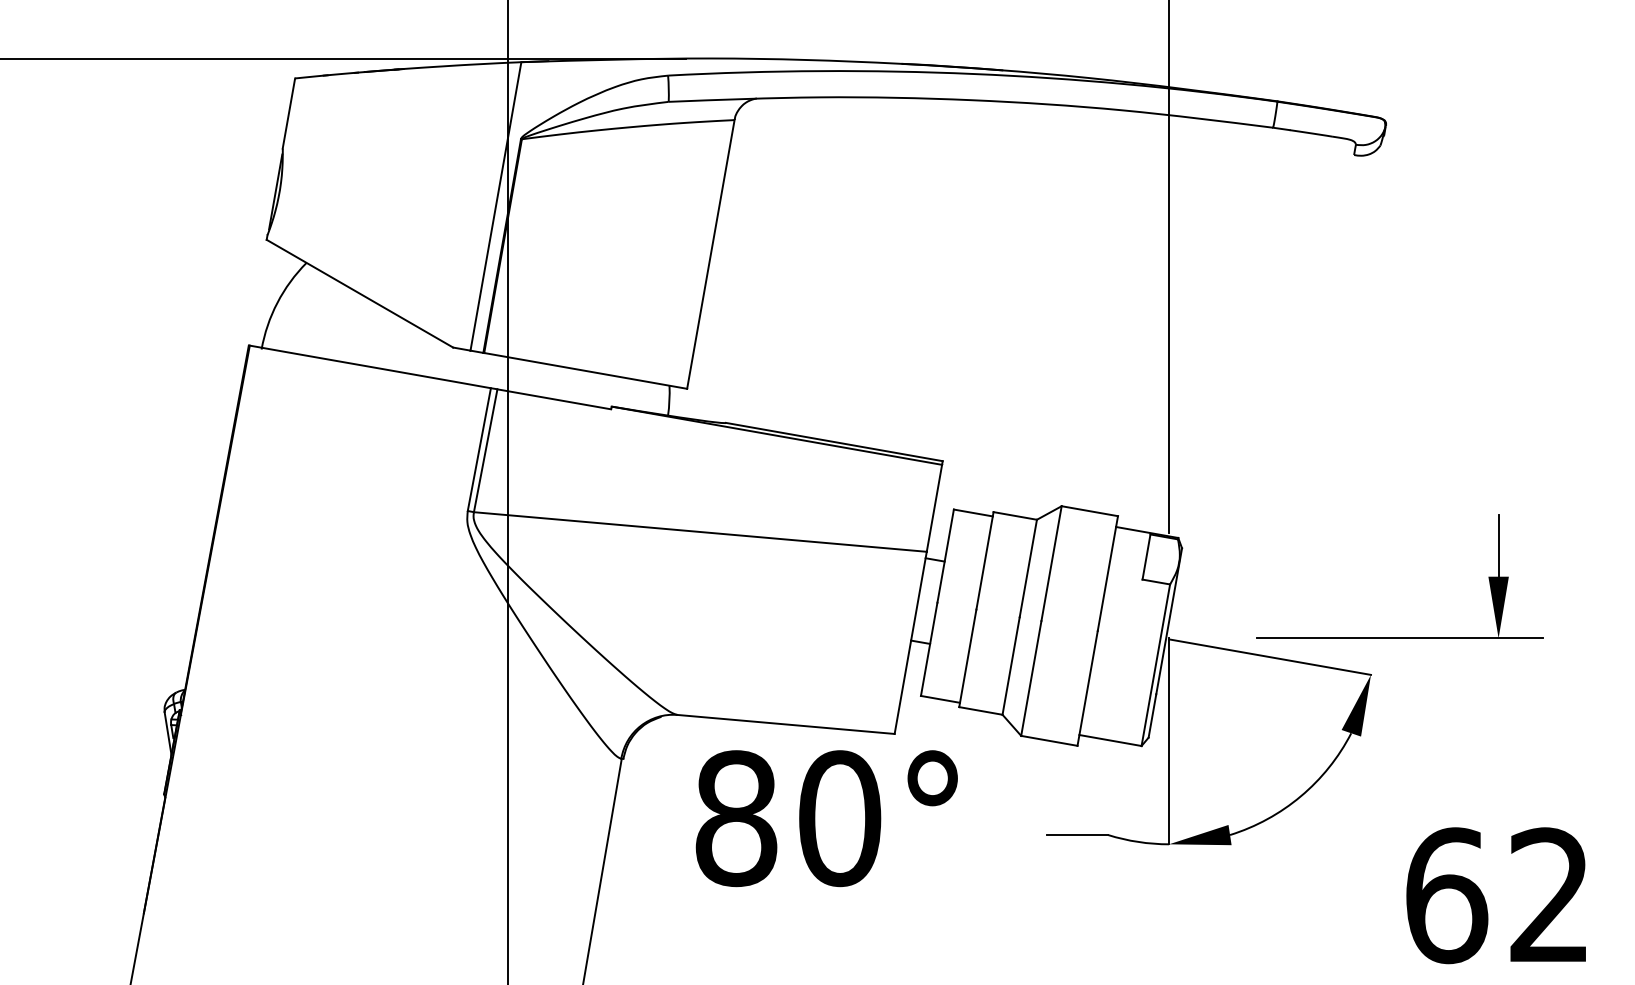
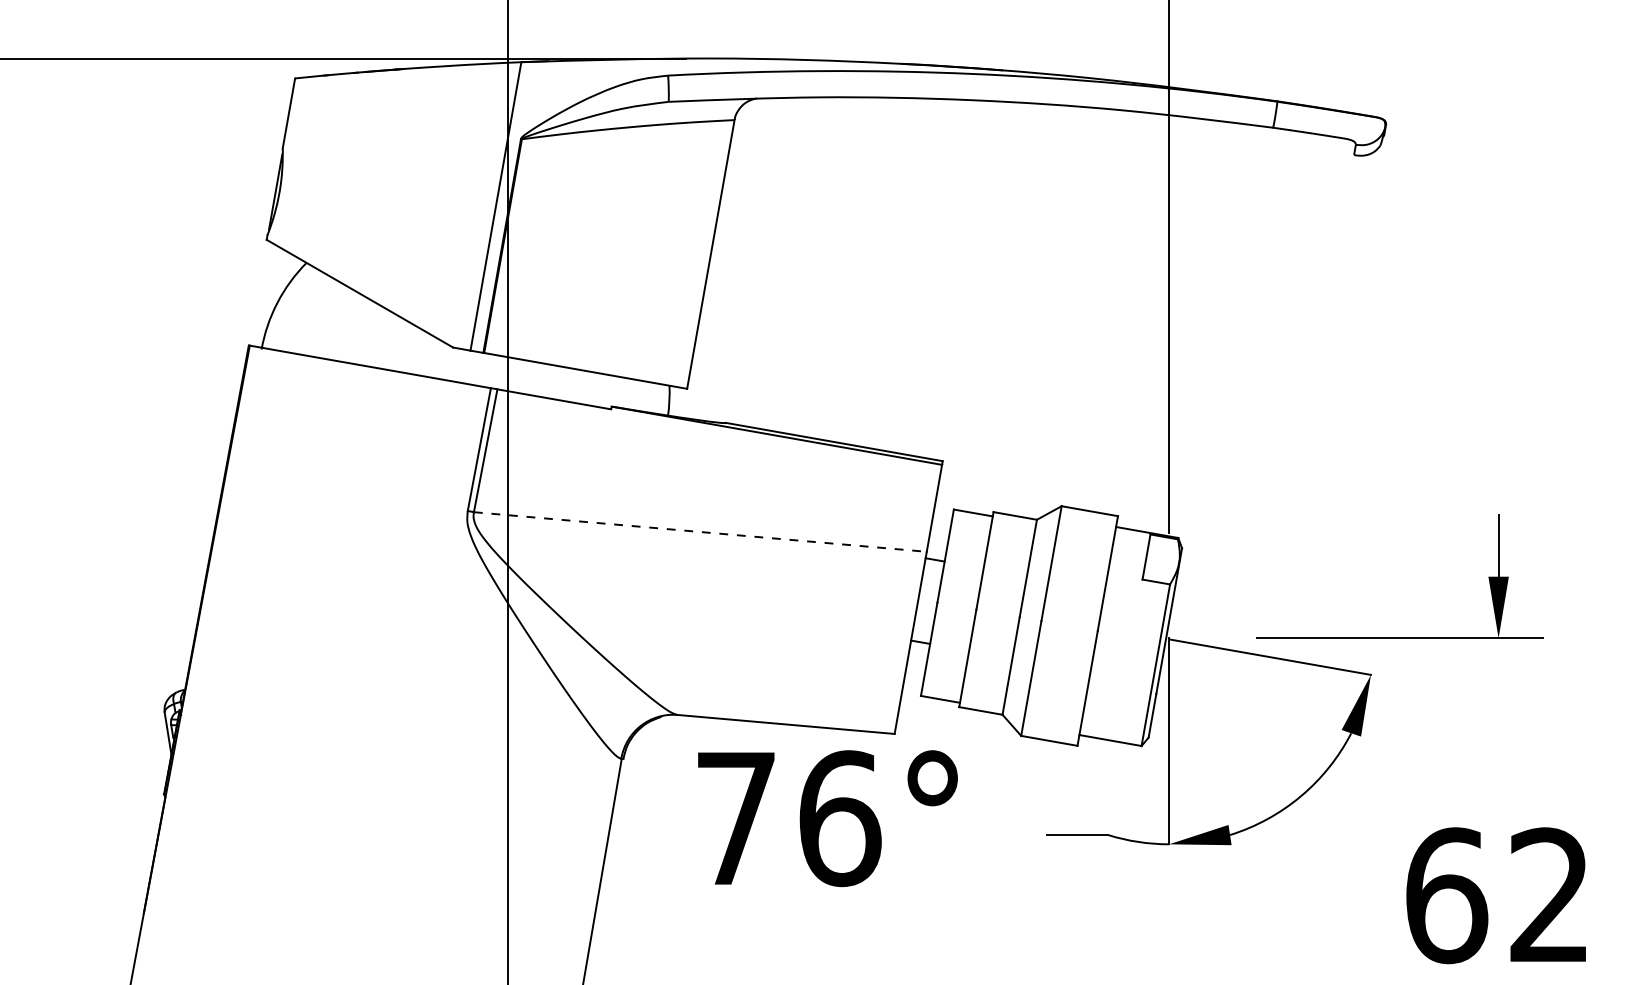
line: solid -> dashed (700, 532)
text: 80° -> 76° (788, 818)
